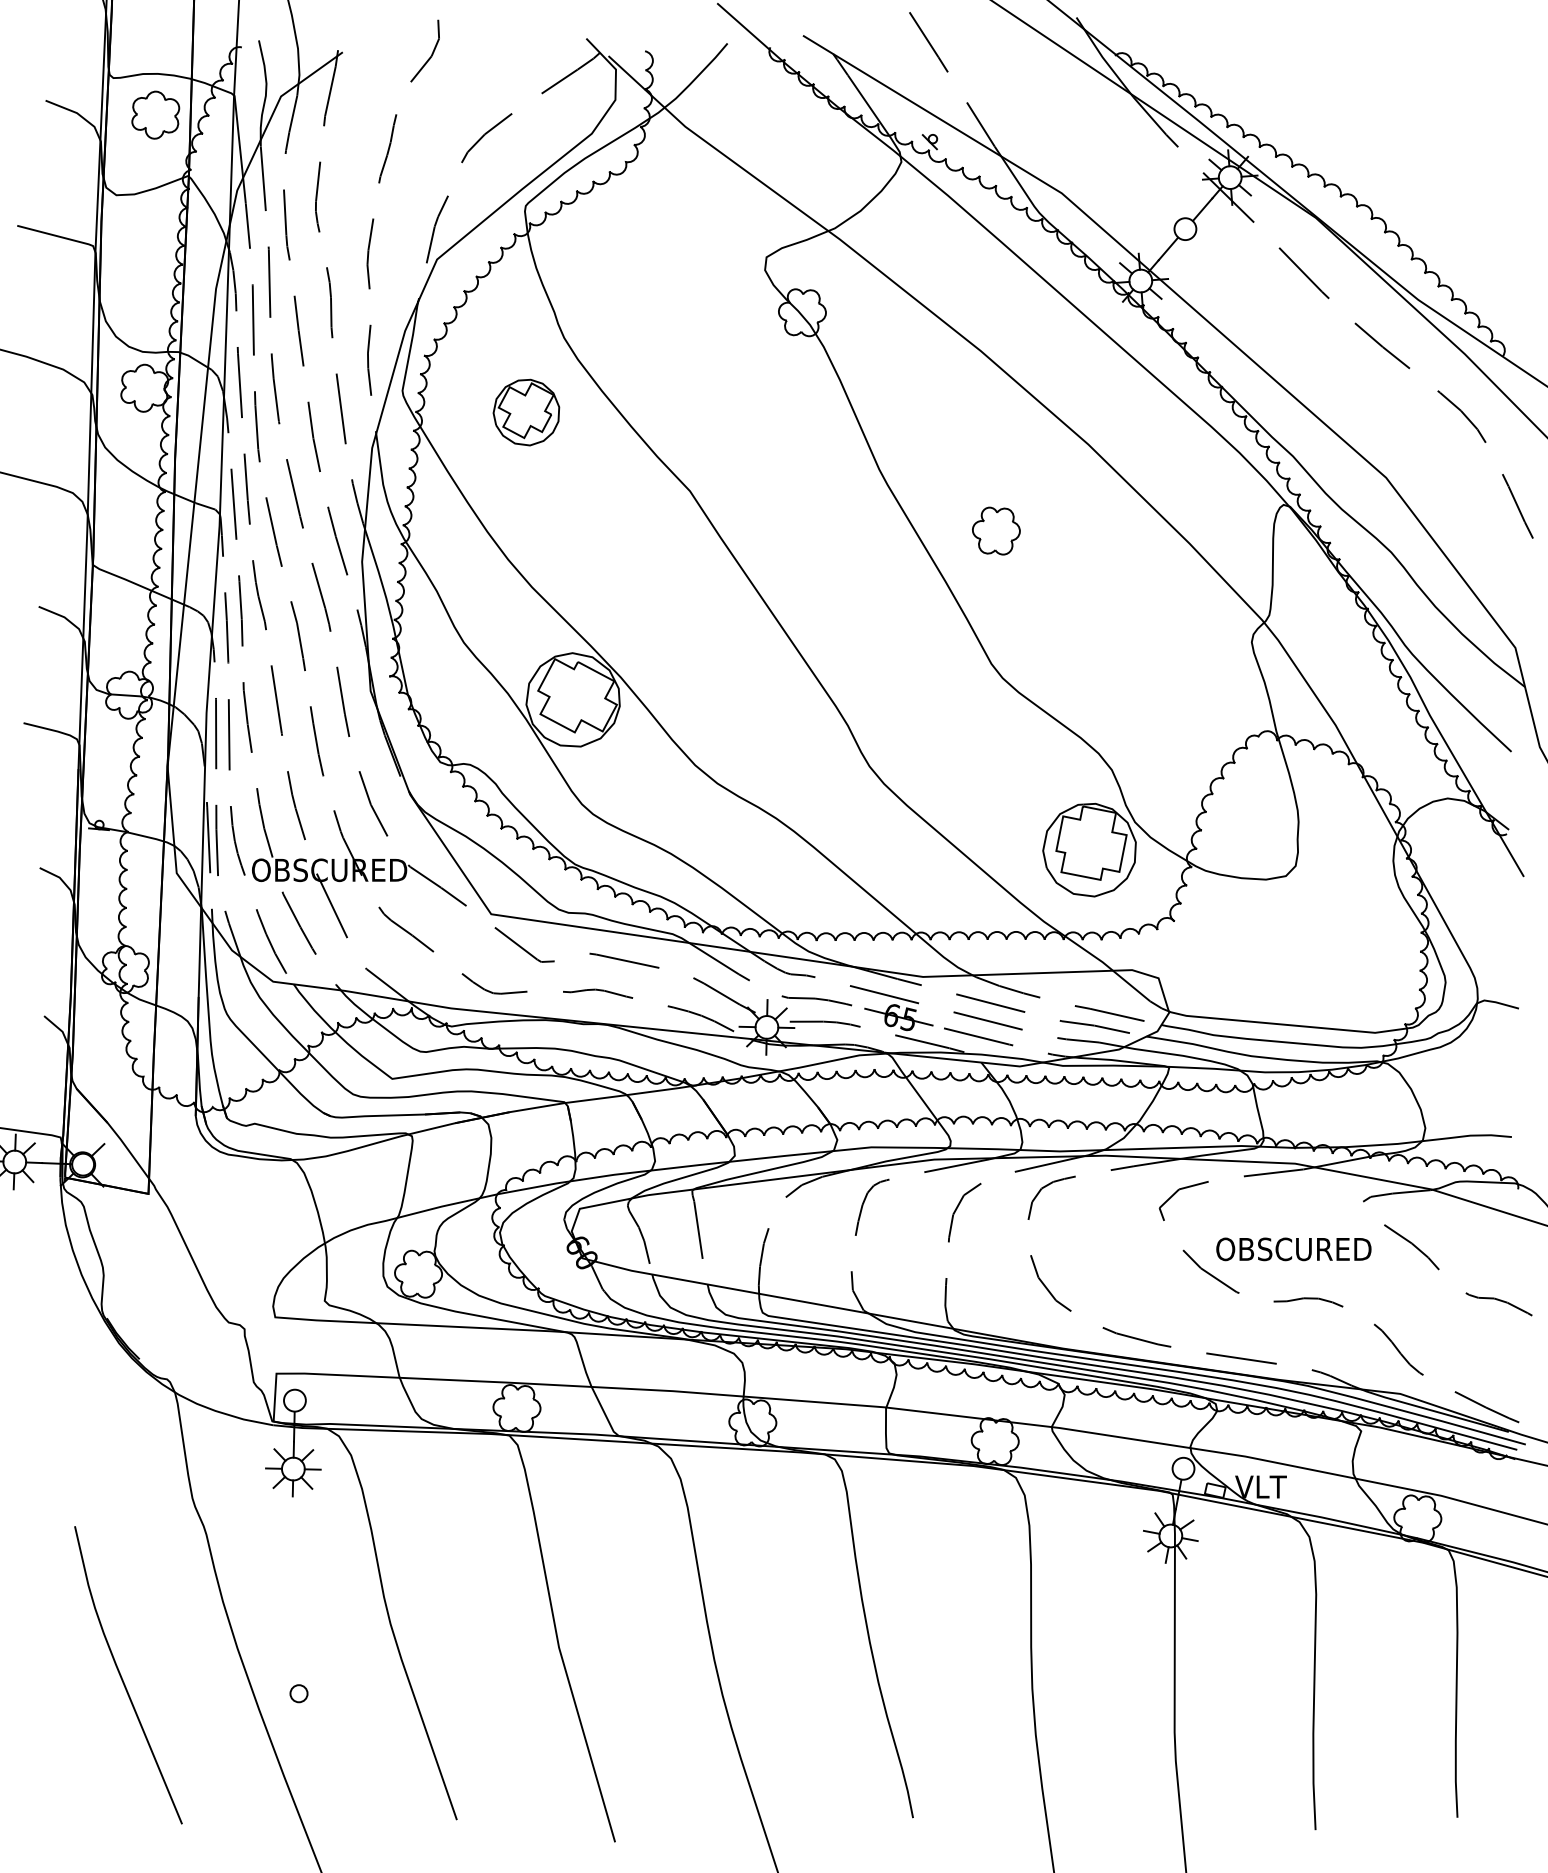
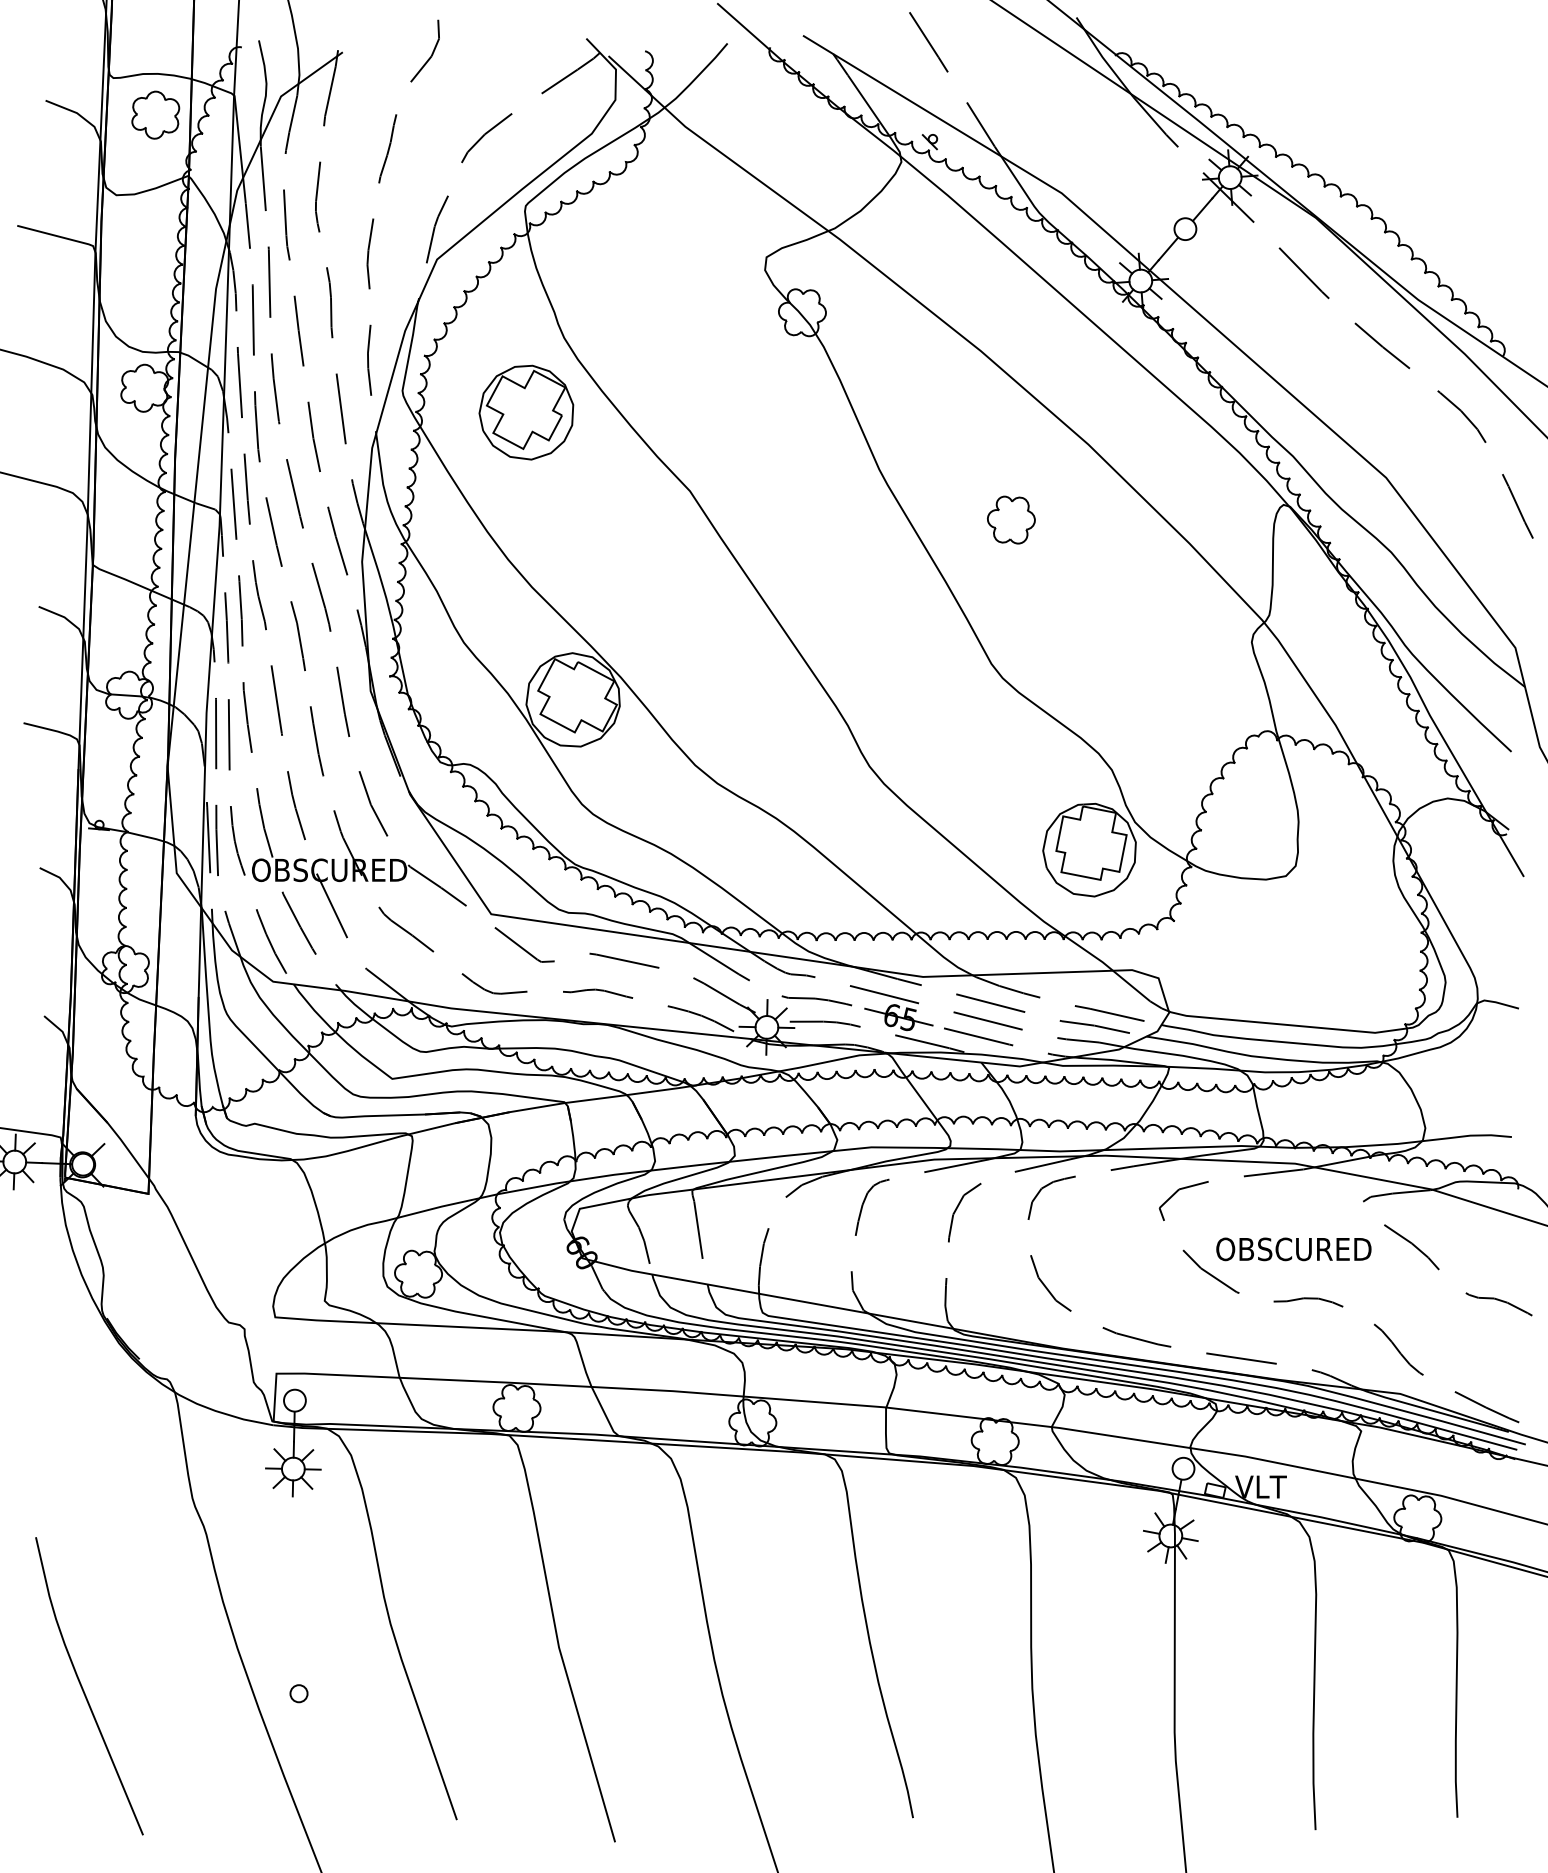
part size: 69x69 px -> 97x97 px (526, 412)
part position: (996, 530) -> (1011, 519) (1011, 519)
curve position: (122, 1677) -> (83, 1688) (83, 1688)
